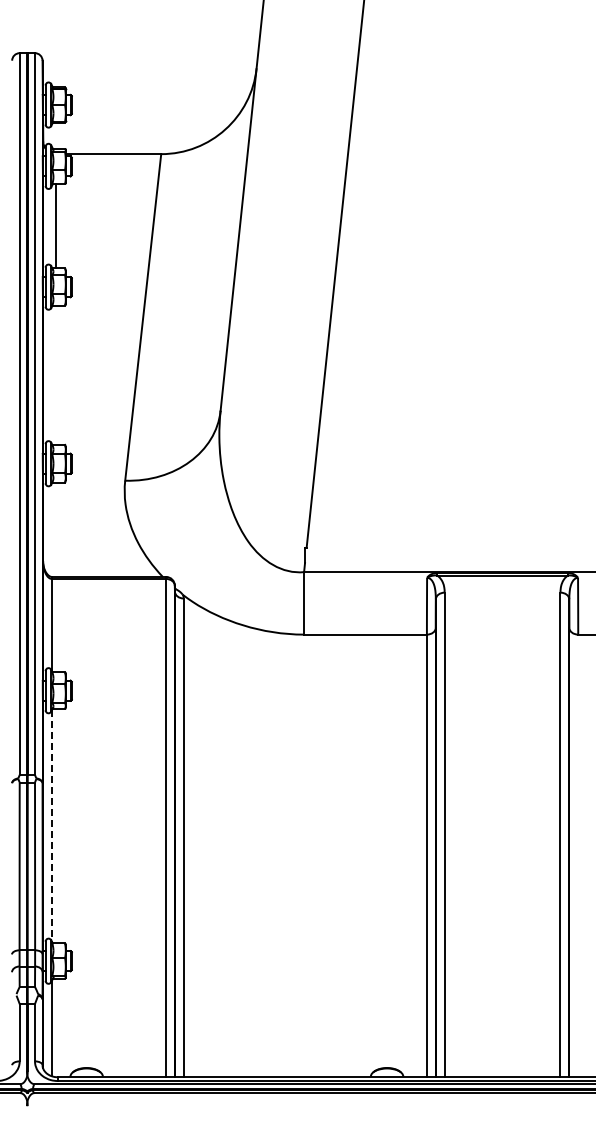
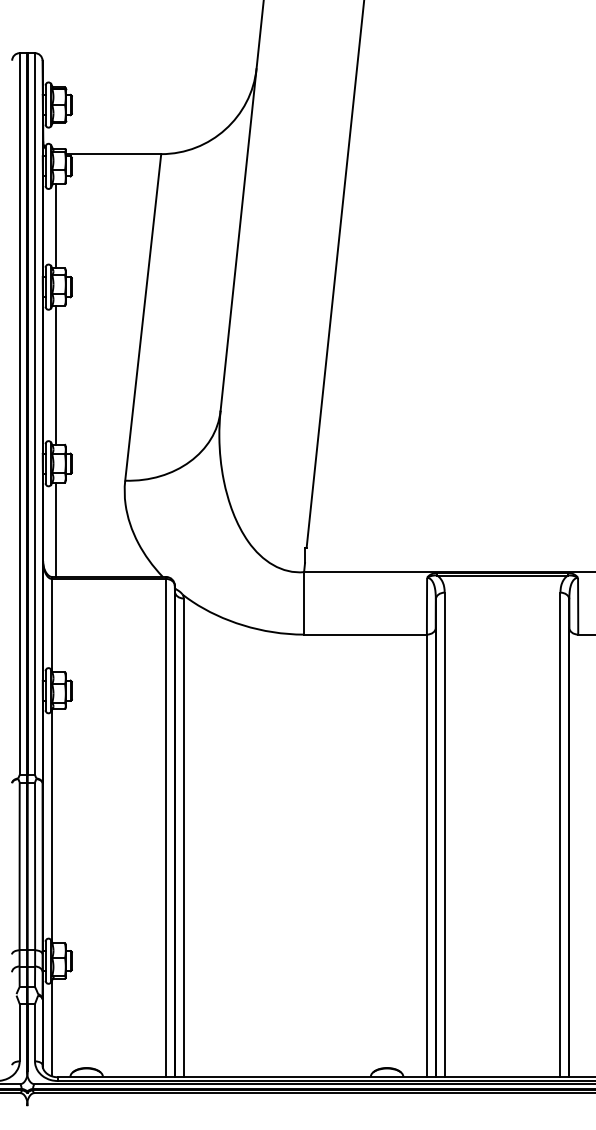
line: none -> present (55, 374)
line: none -> present (55, 529)
line: dashed -> solid (51, 825)
